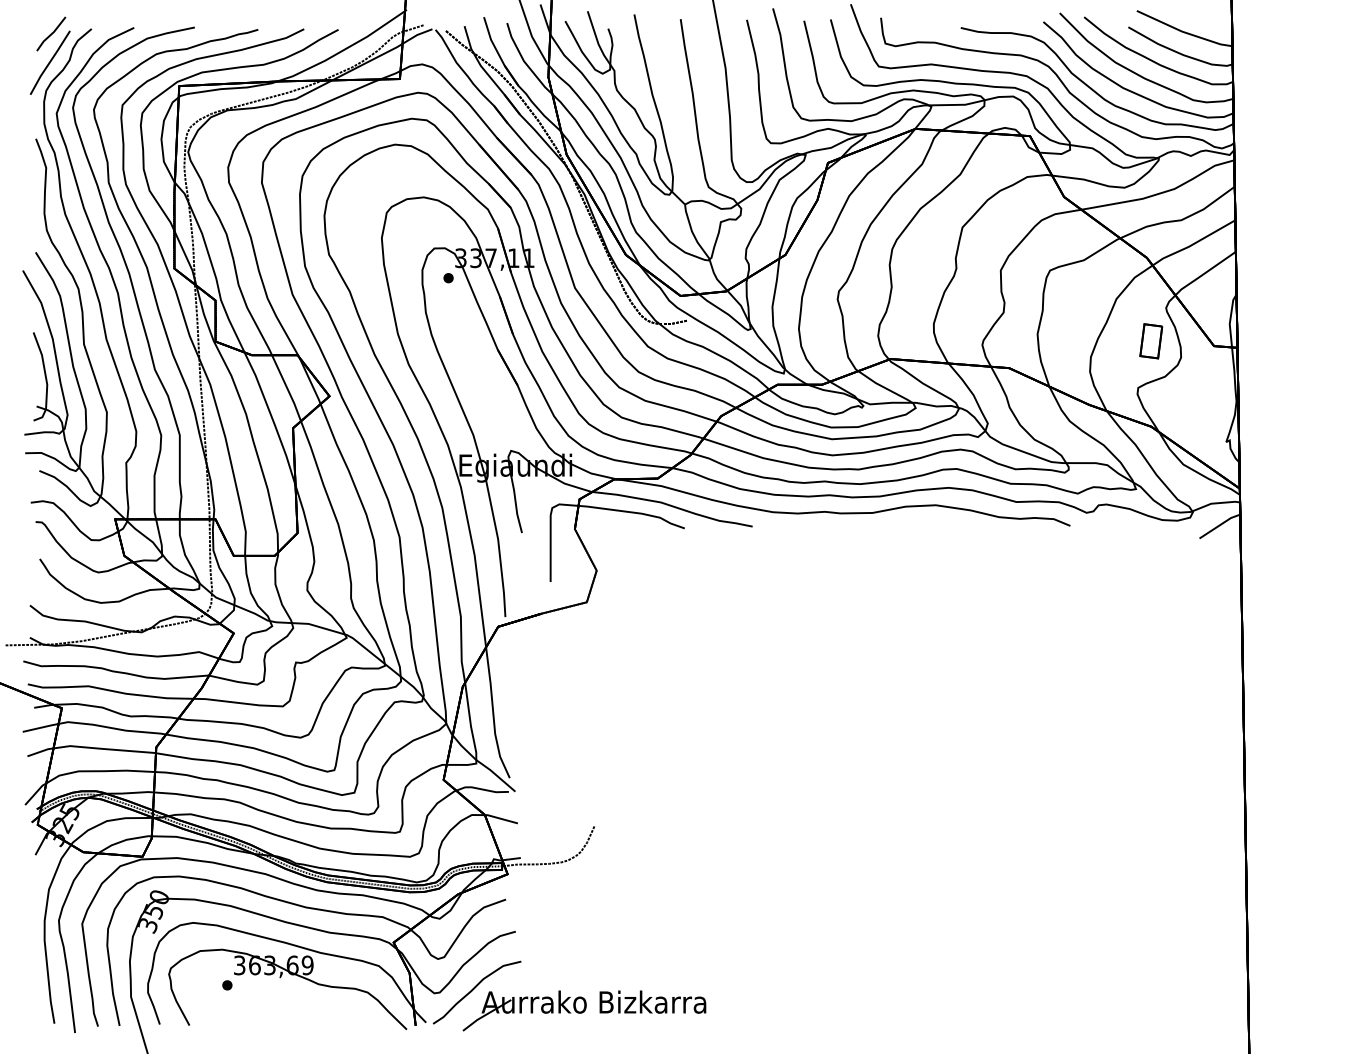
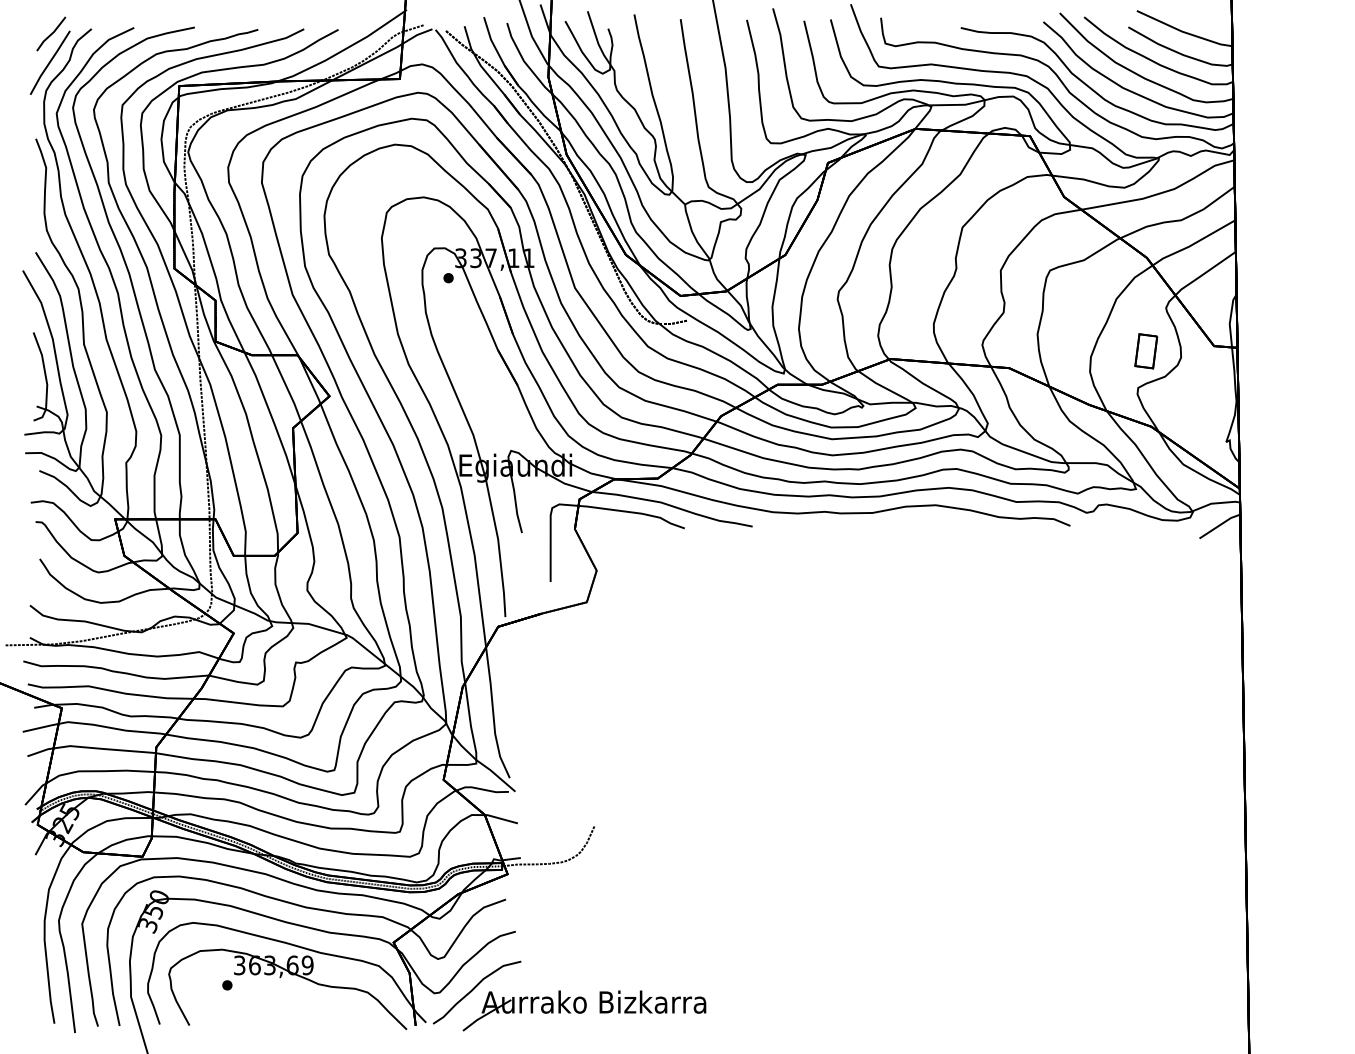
part position: (1151, 341) -> (1146, 351) (1146, 351)
